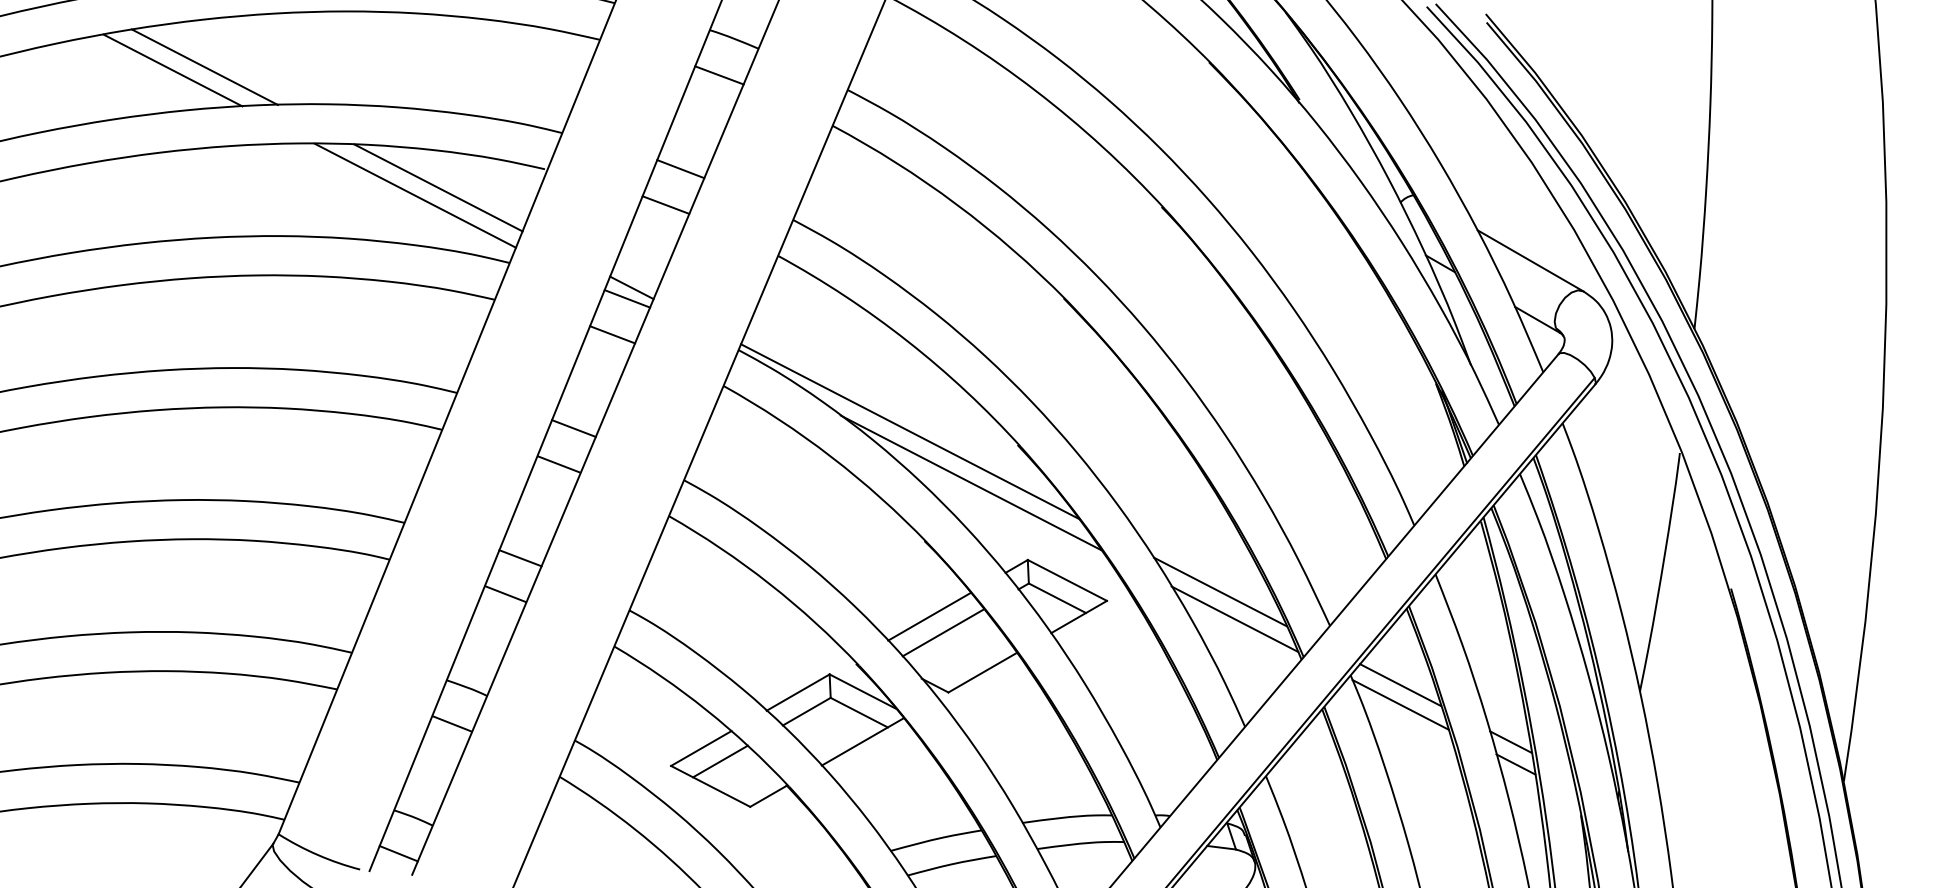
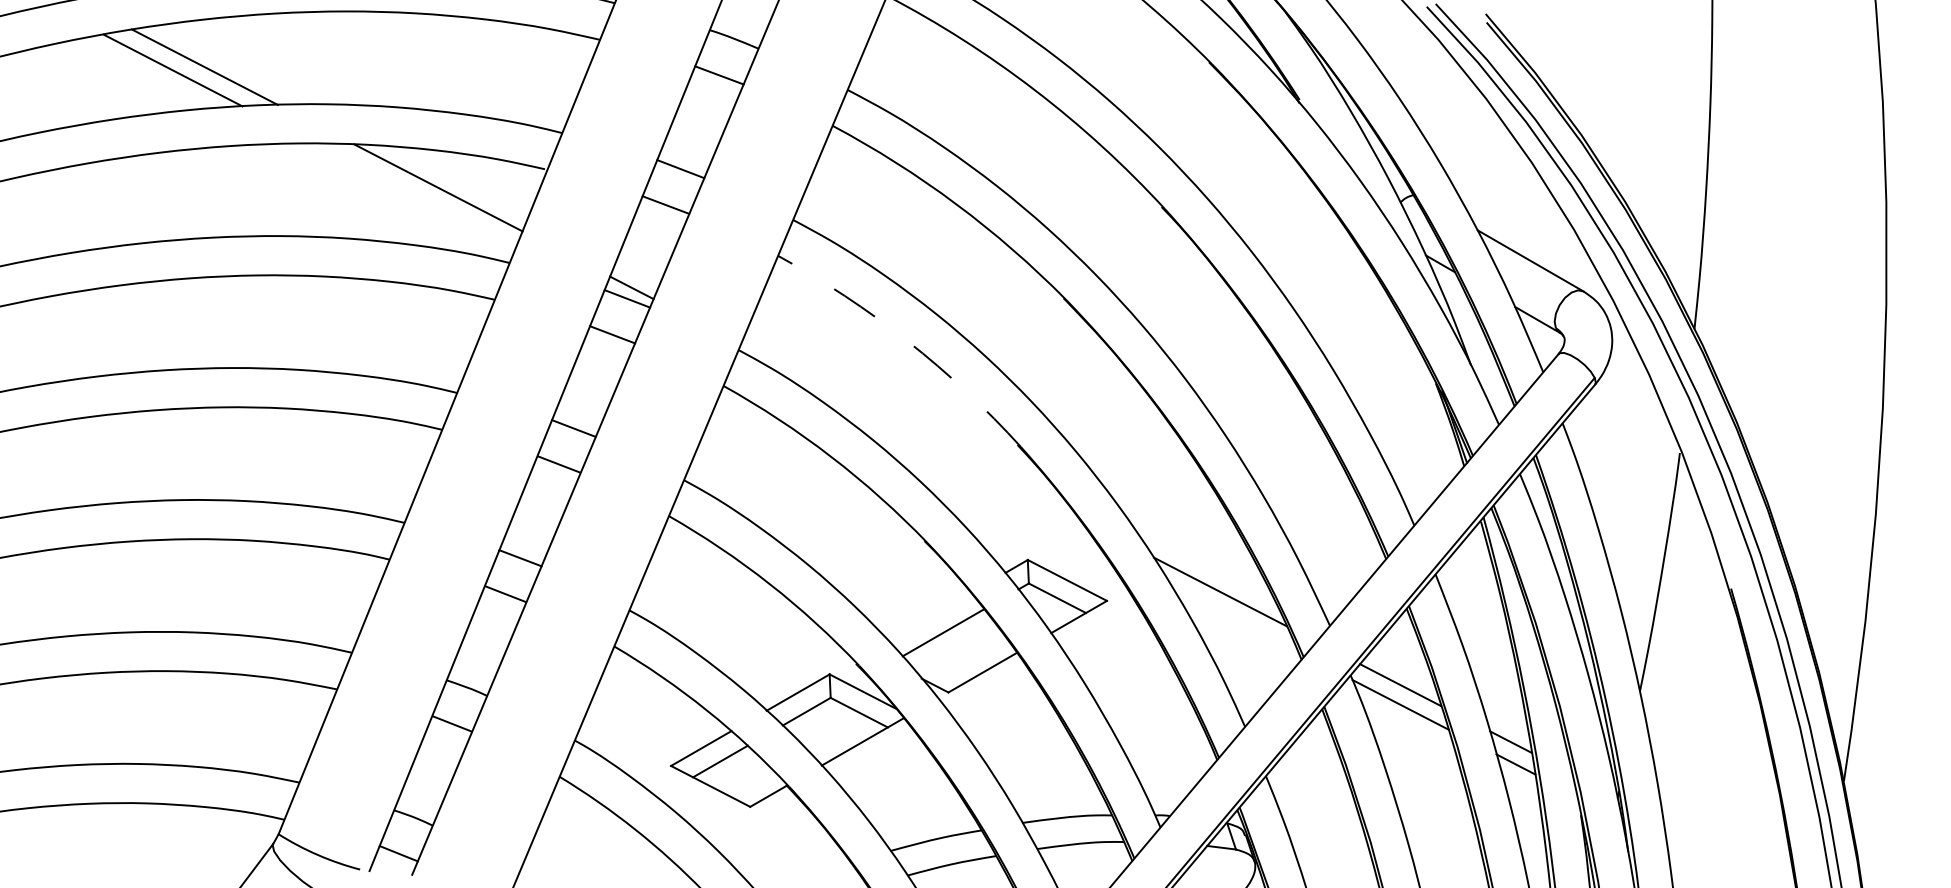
line: present -> none (414, 195)
arc: solid -> dashed (907, 341)
line: present -> none (910, 431)
line: present -> none (970, 482)
line: present -> none (929, 616)
line: present -> none (1234, 619)
